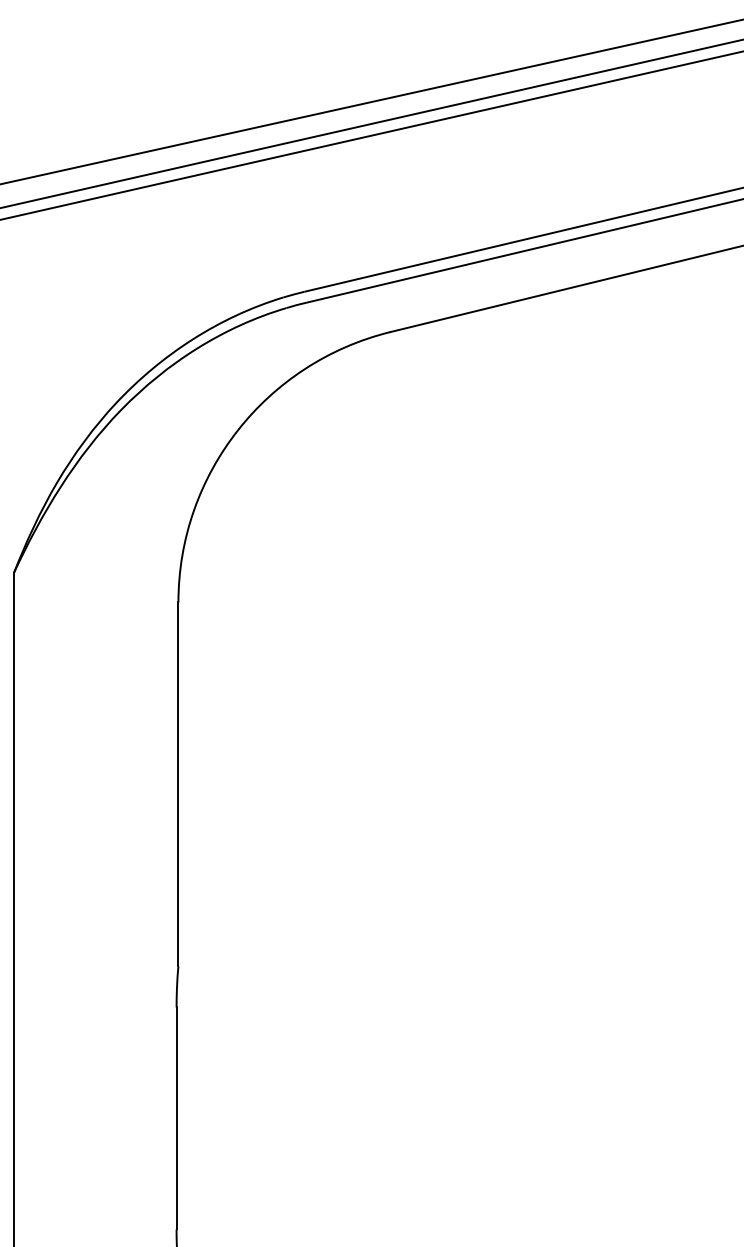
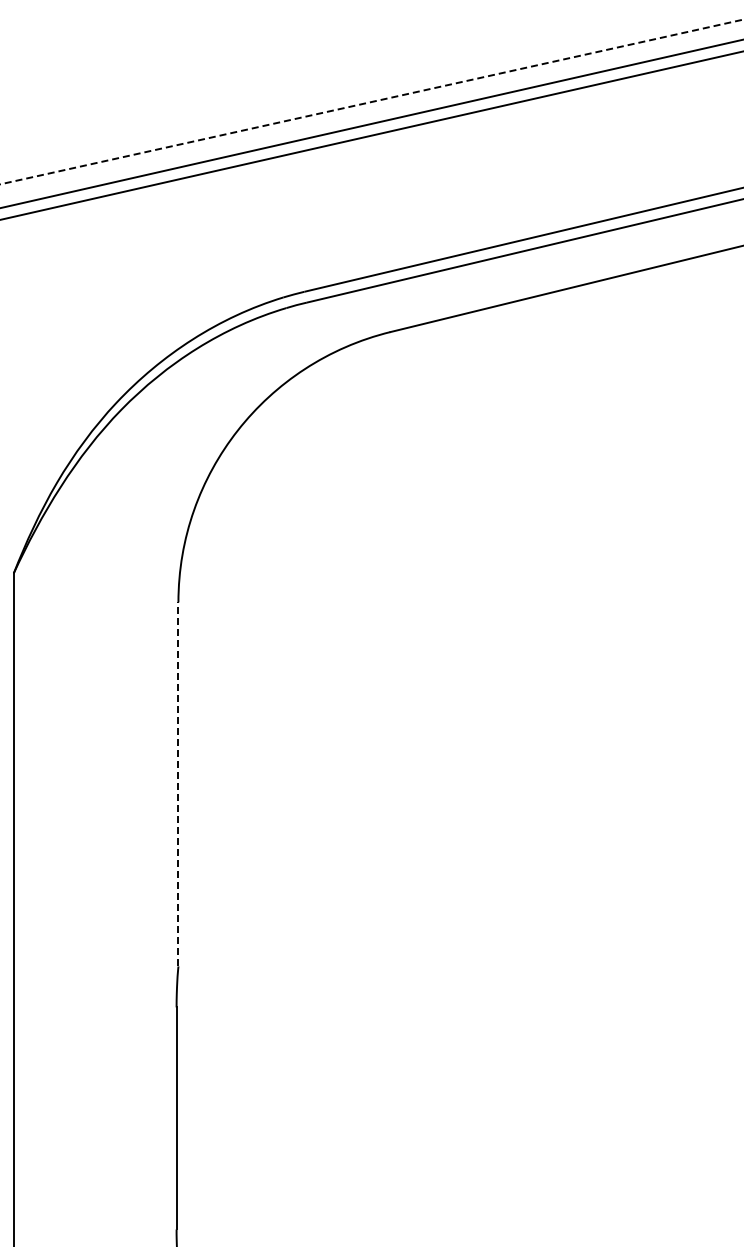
line: solid -> dashed (372, 101)
line: solid -> dashed (178, 783)
